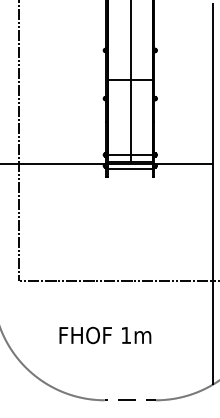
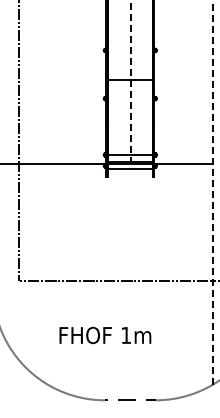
line: solid -> dashed (131, 81)
line: solid -> dashed (212, 193)
